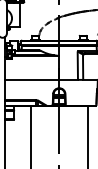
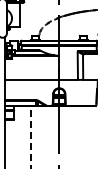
line: present -> none (87, 135)
line: solid -> dashed (30, 136)
